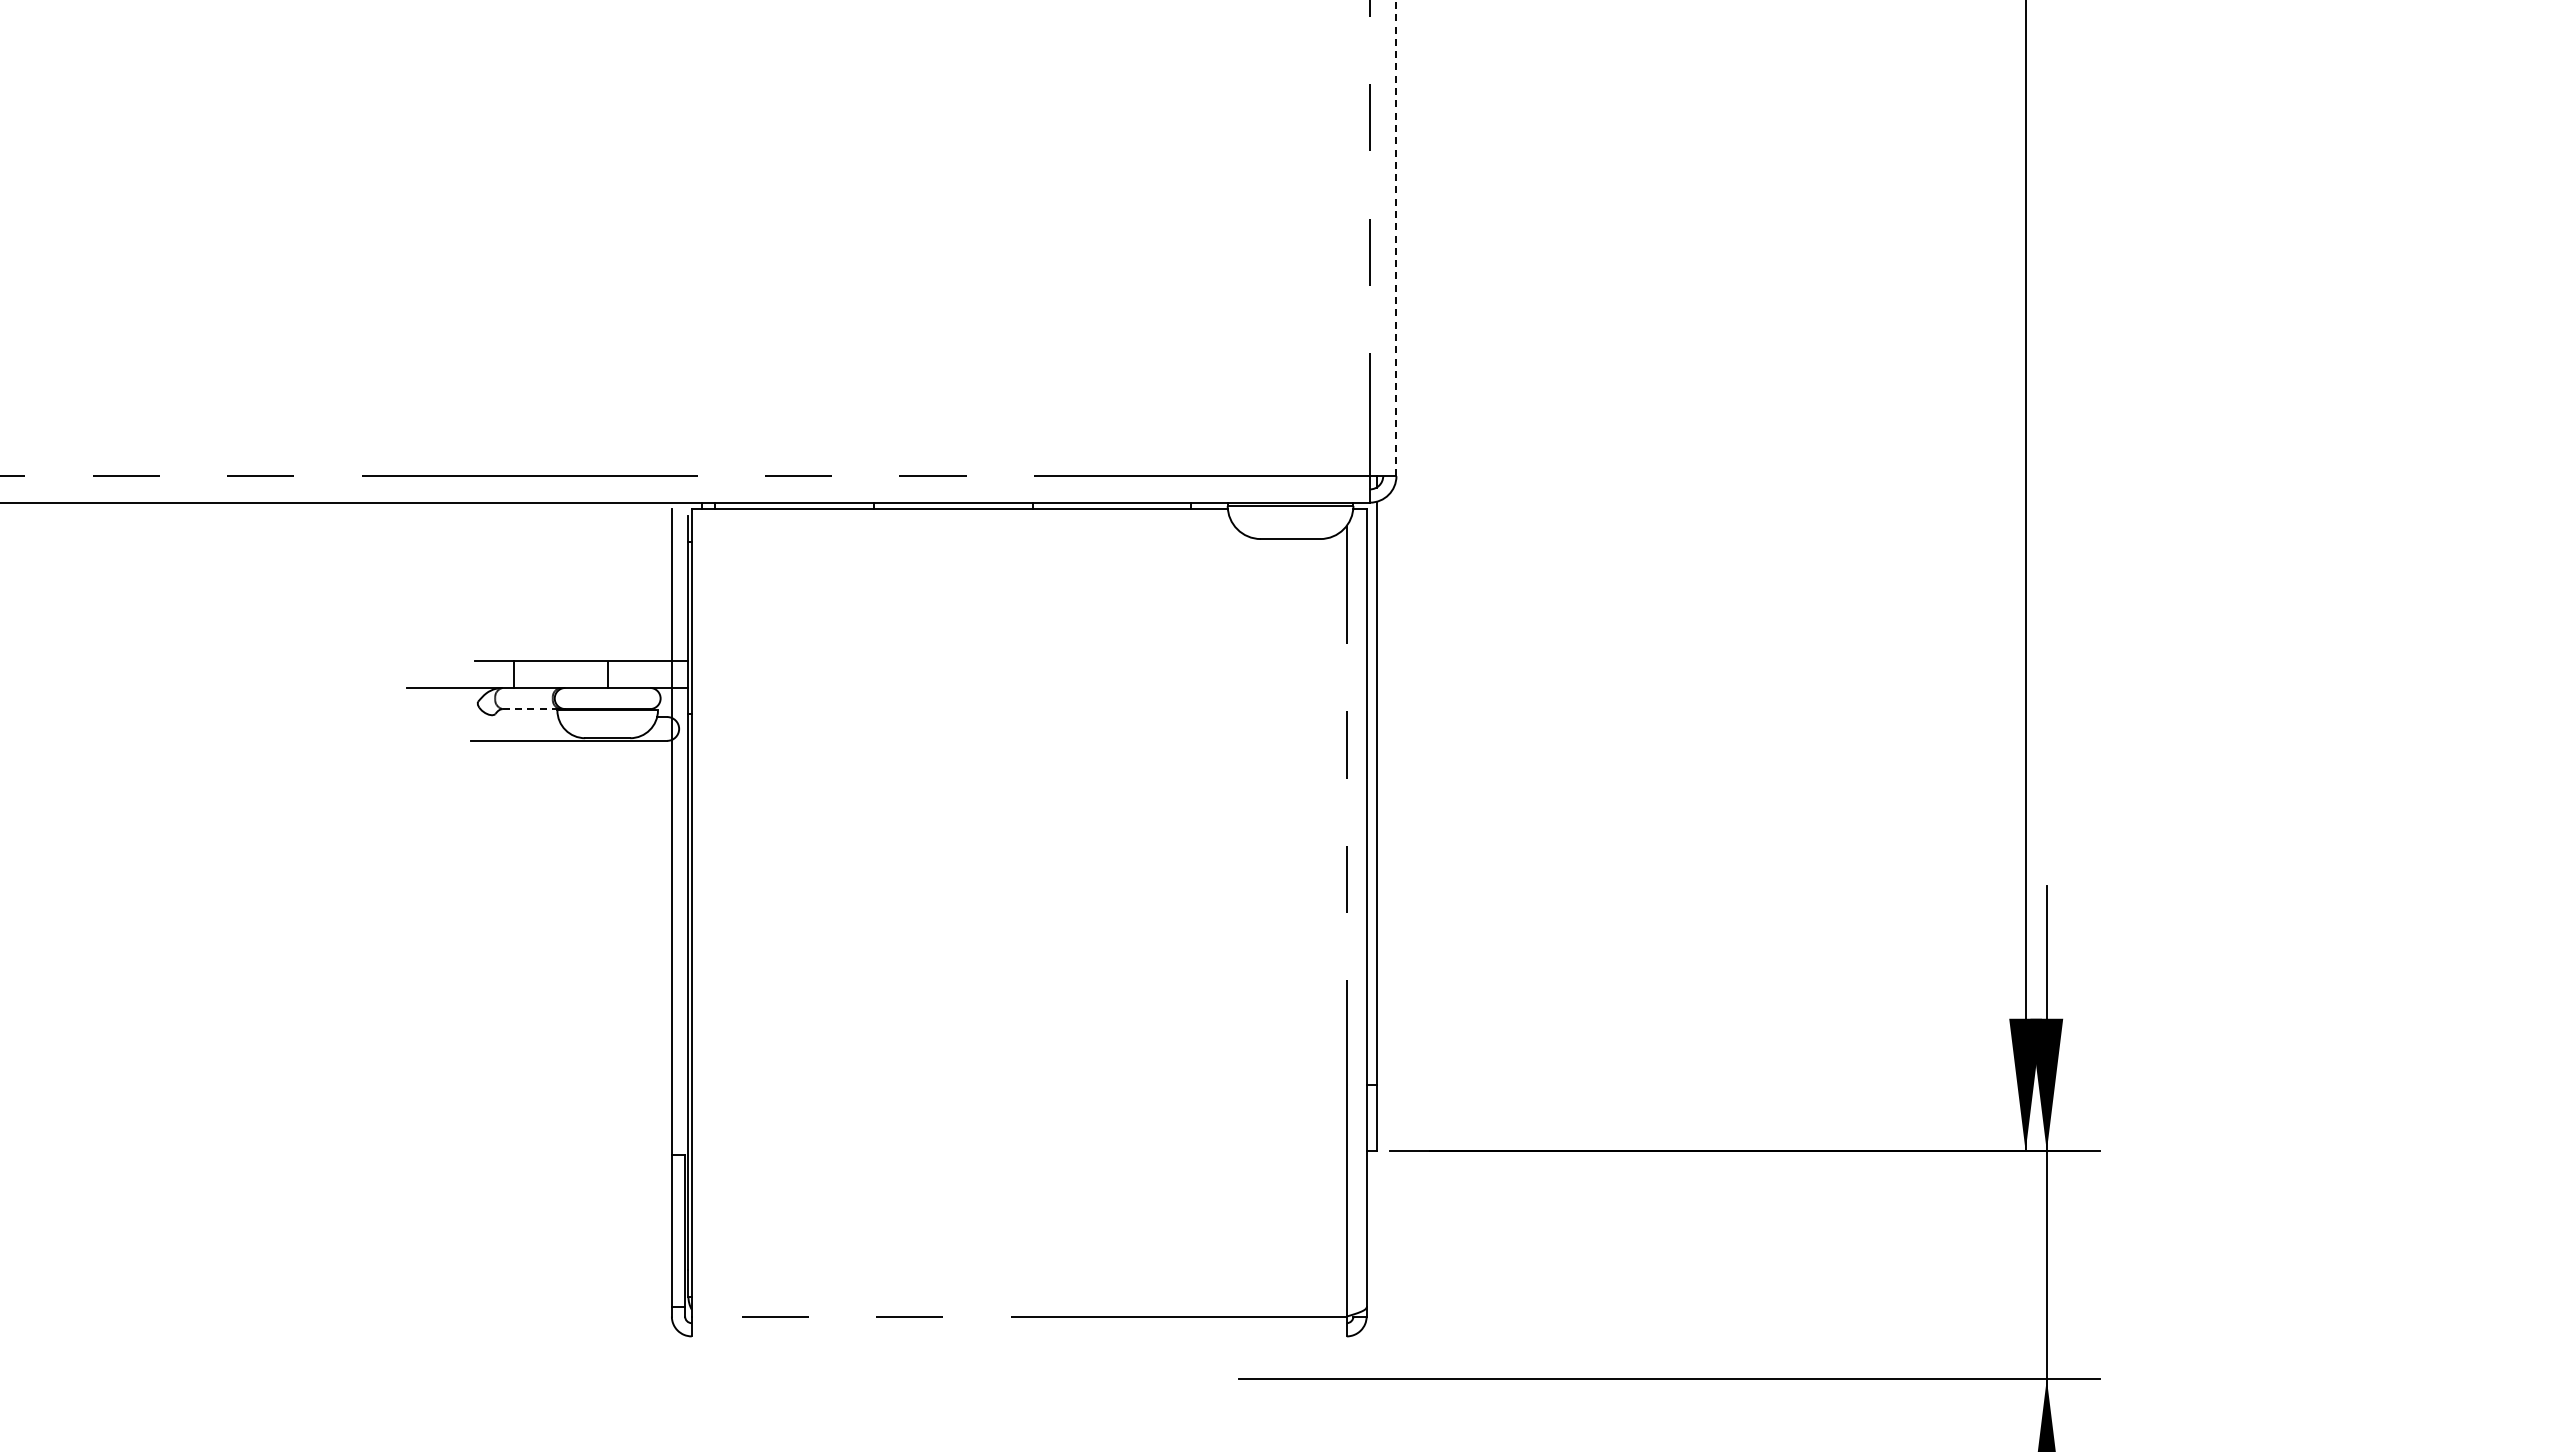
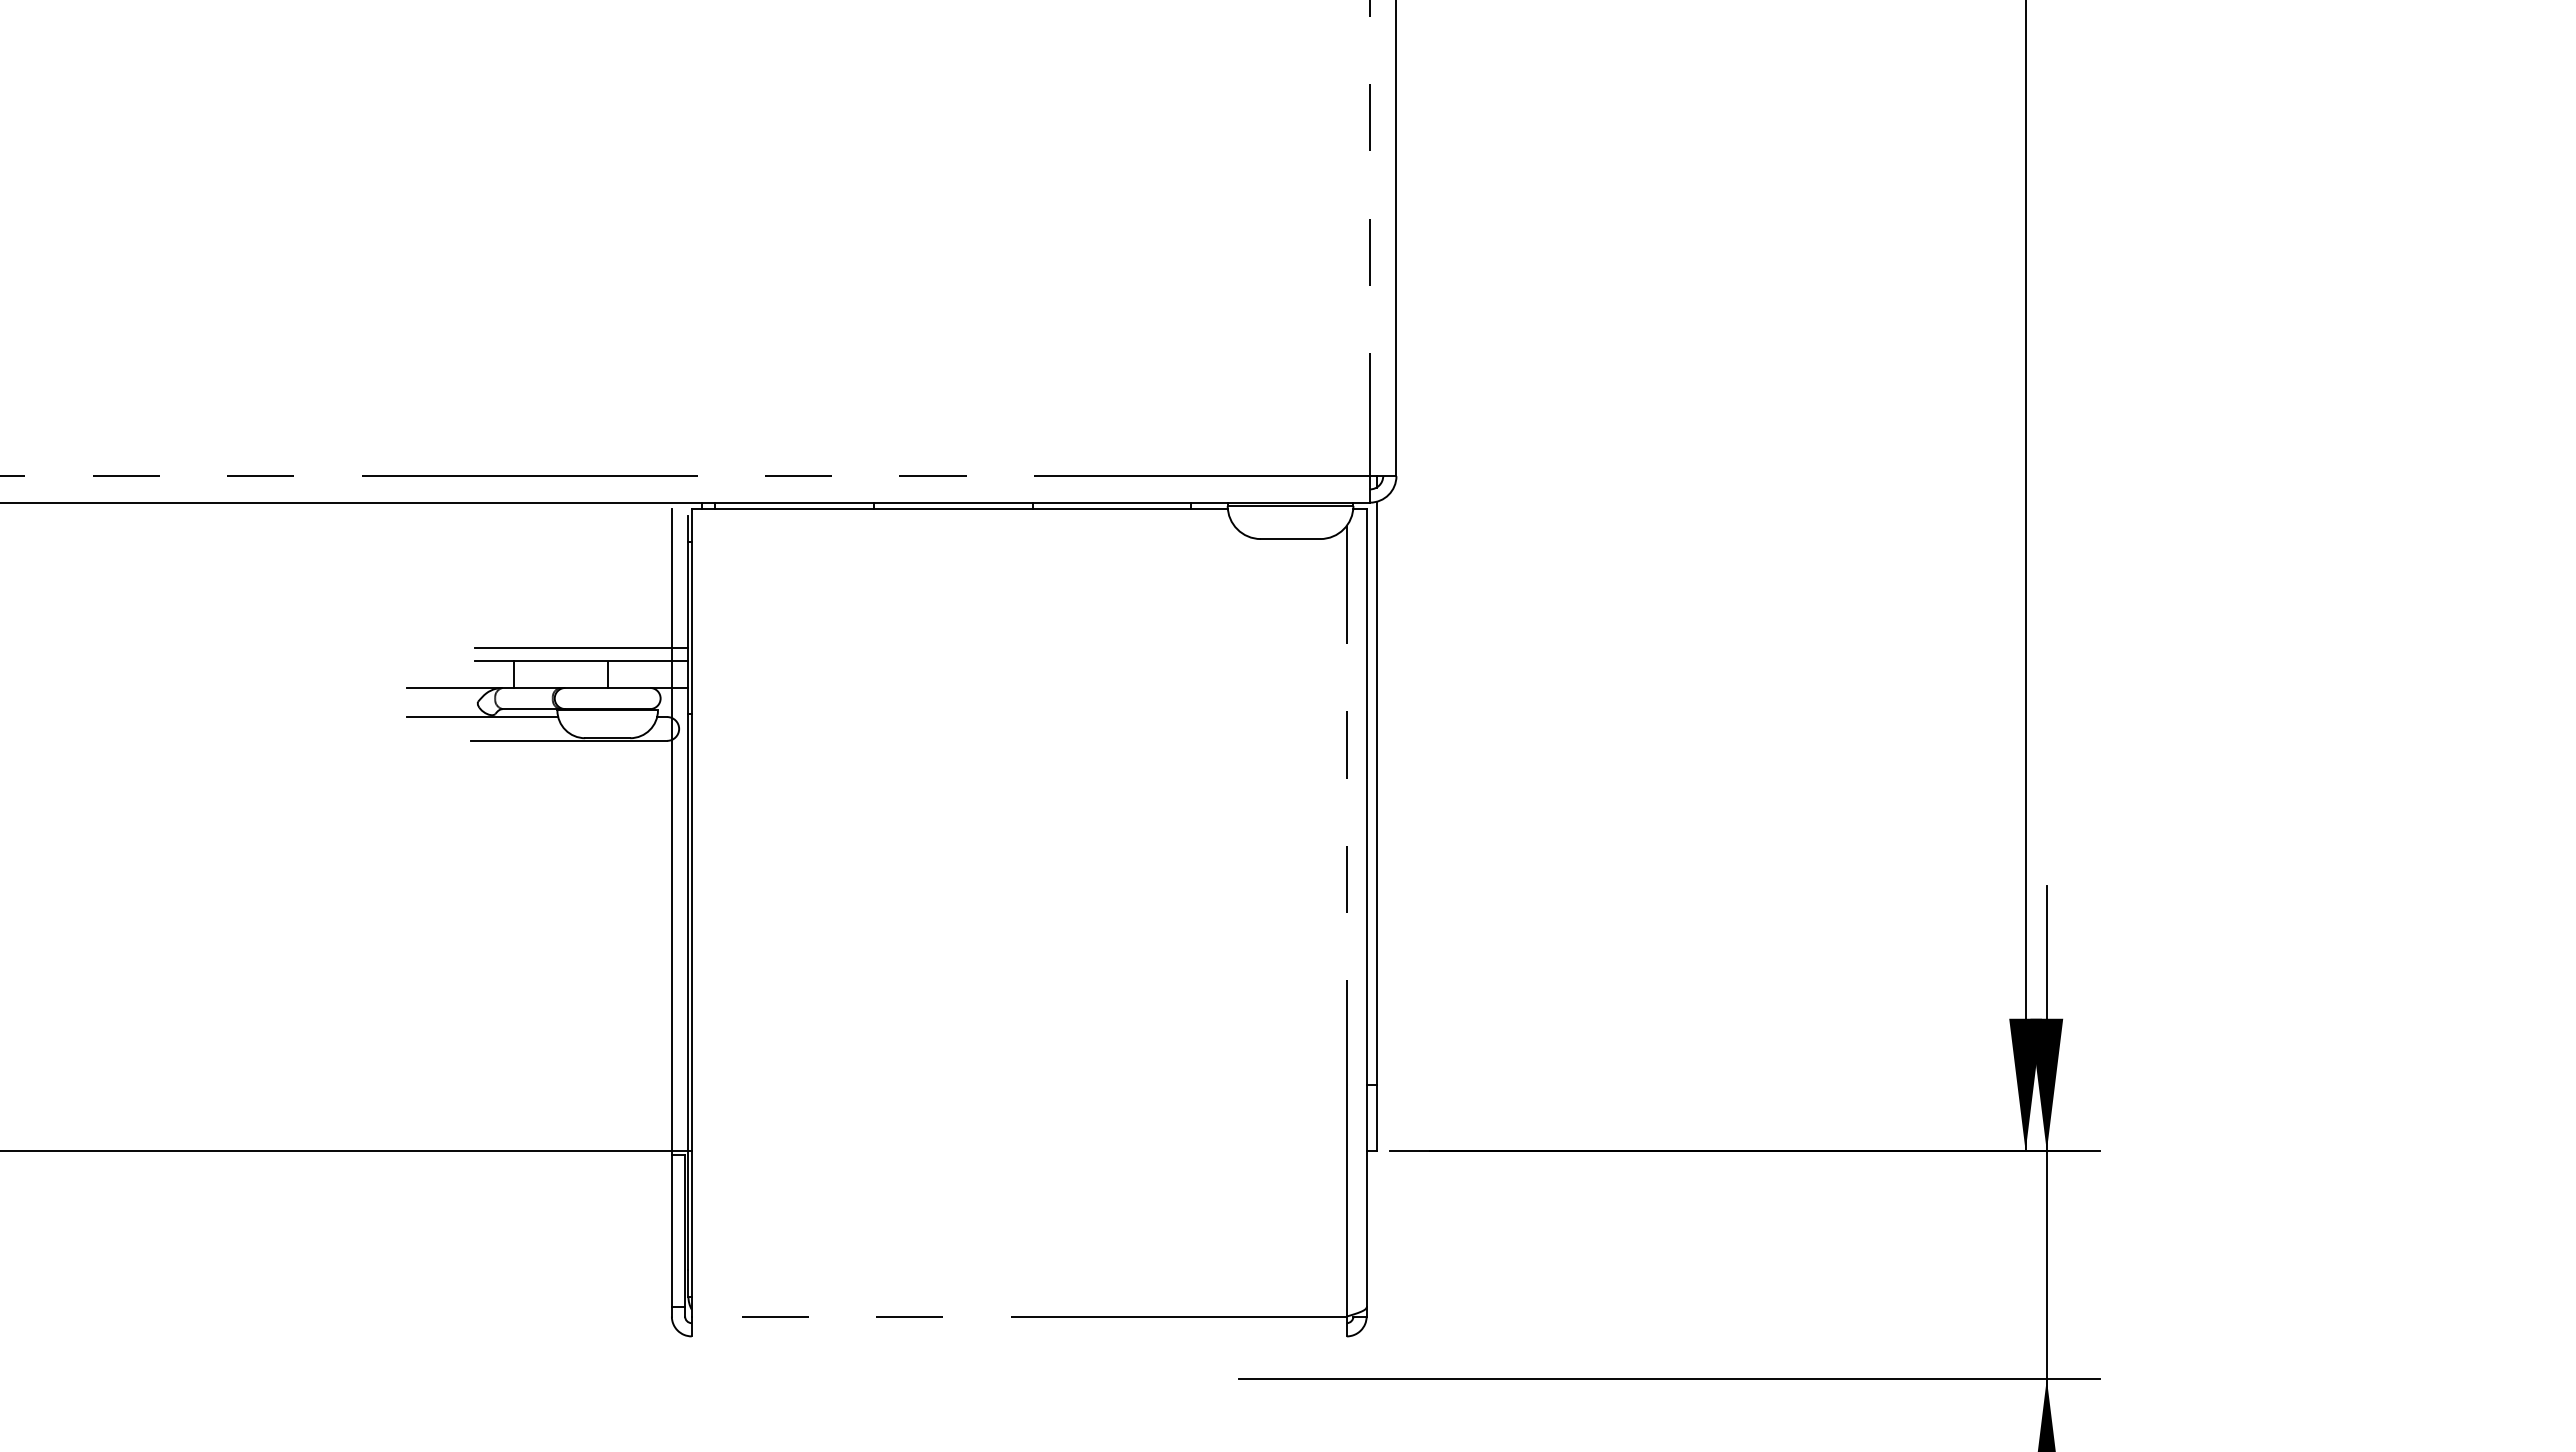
line: dashed -> solid (1396, 238)
line: none -> present (581, 648)
line: dashed -> solid (531, 709)
line: none -> present (482, 717)
line: none -> present (346, 1151)
